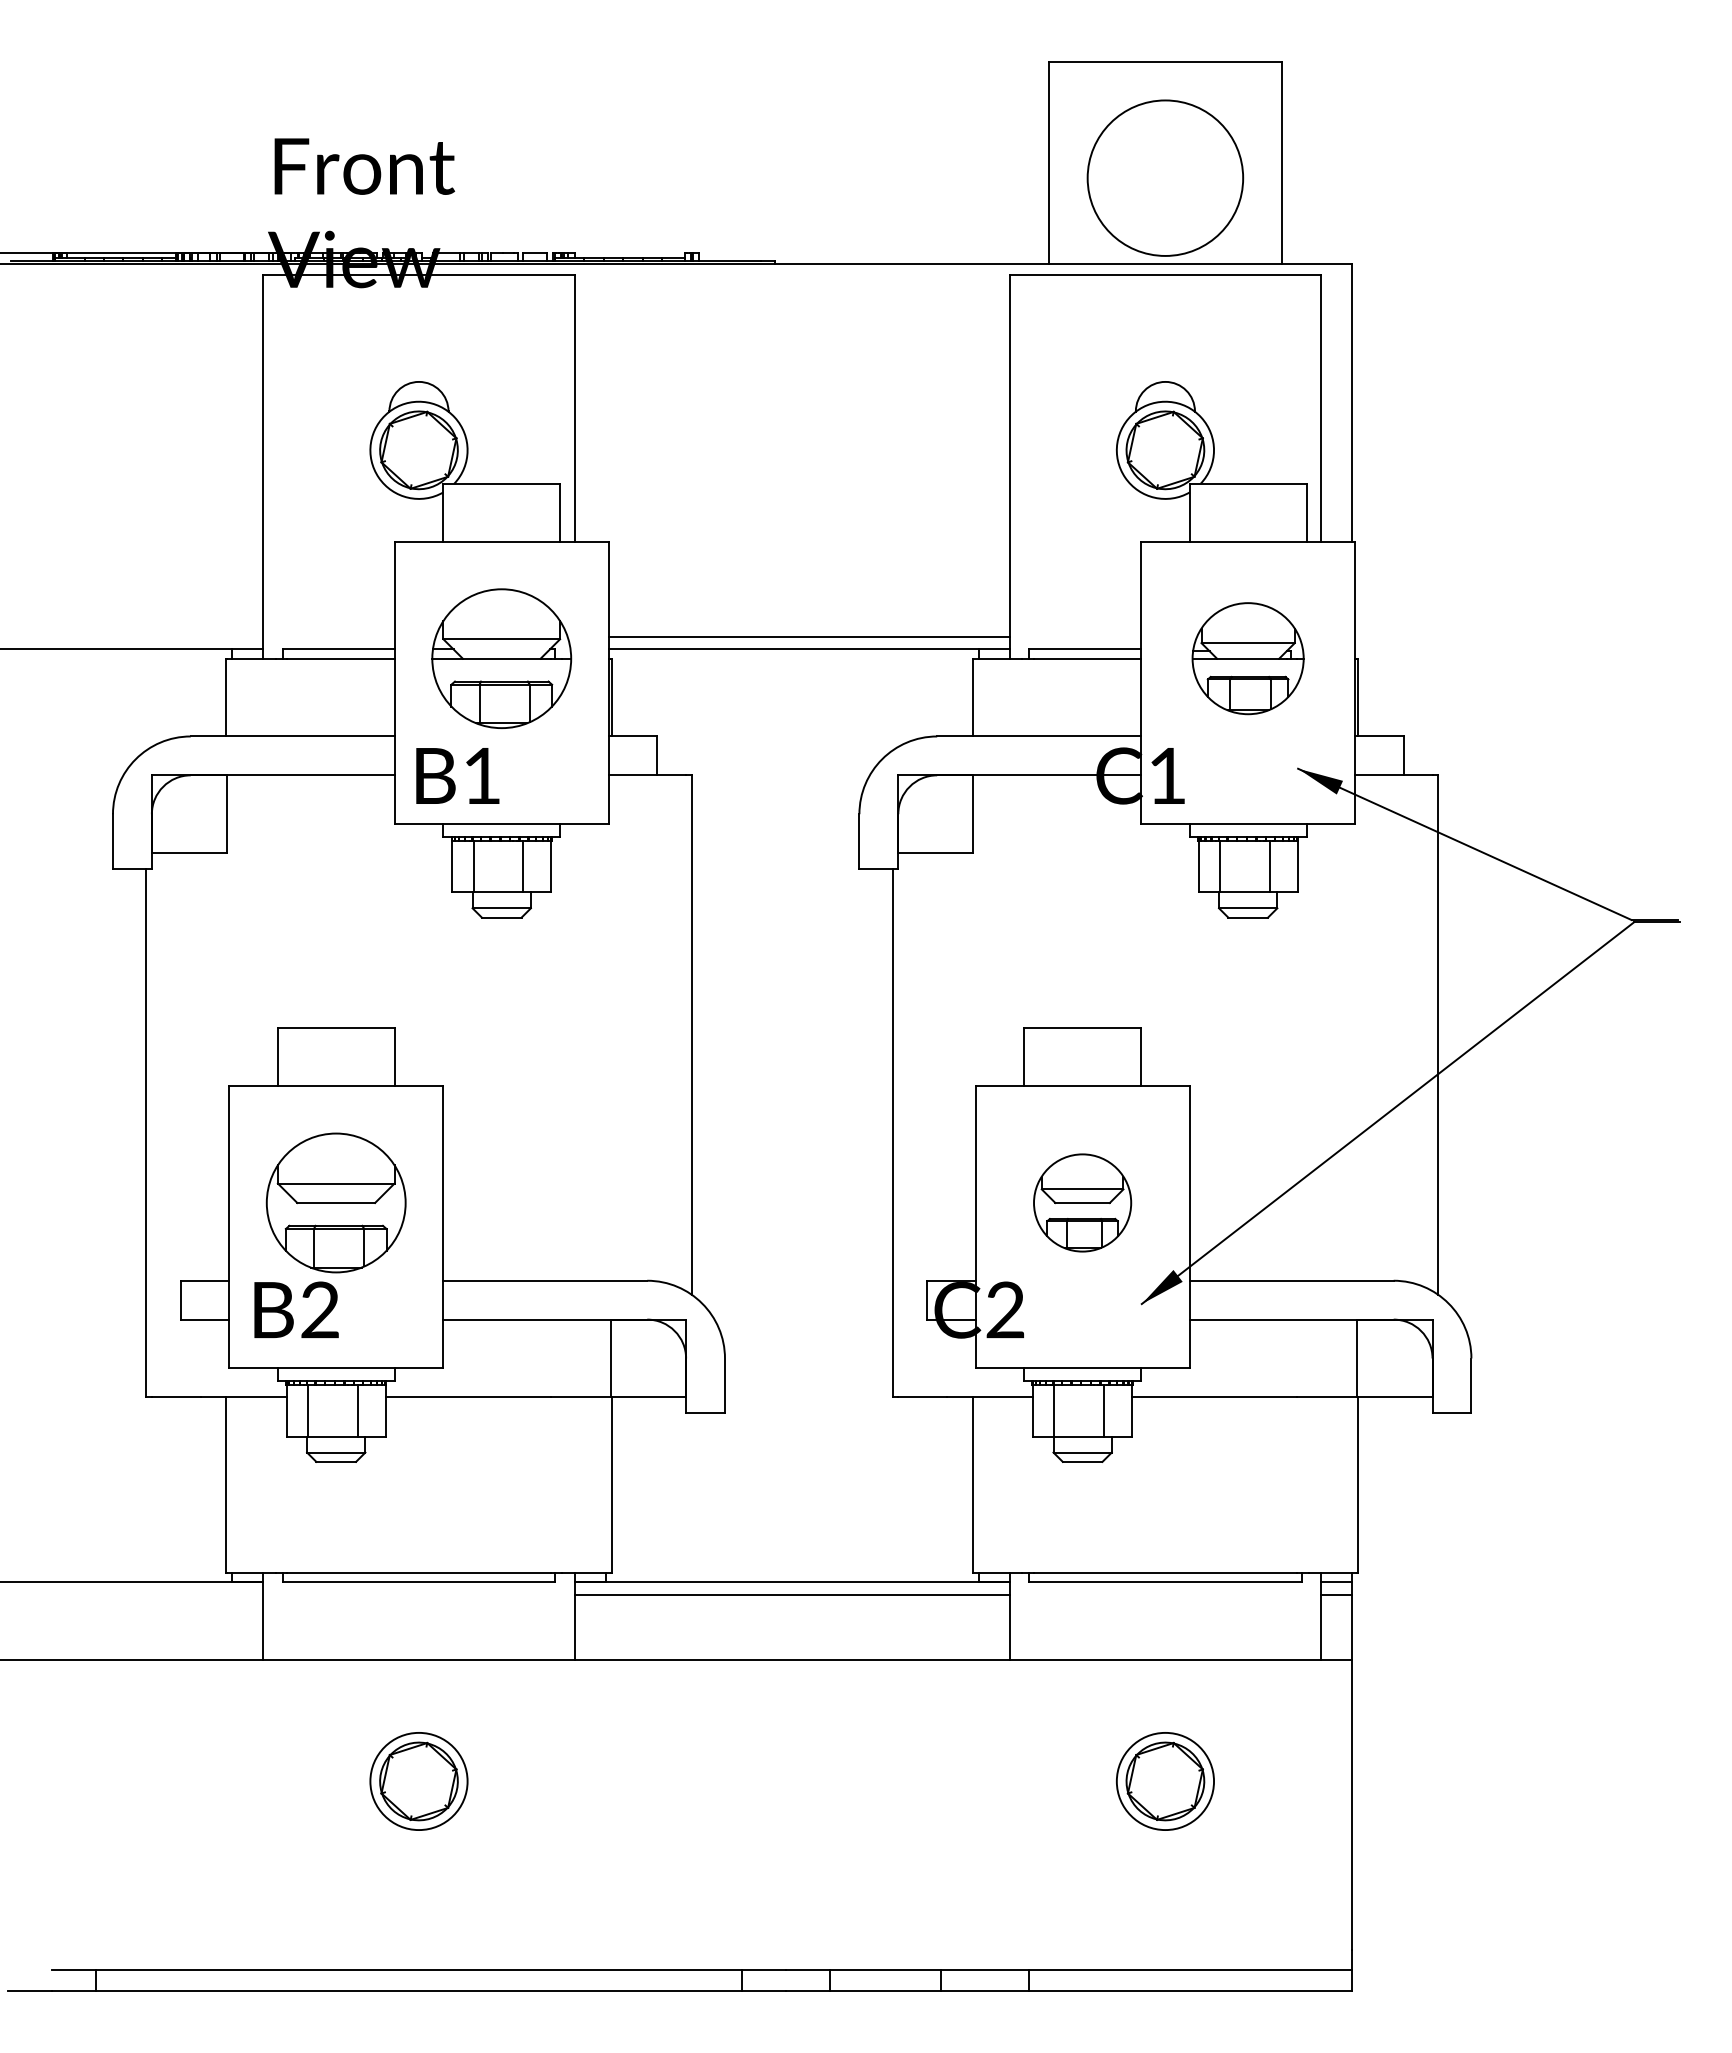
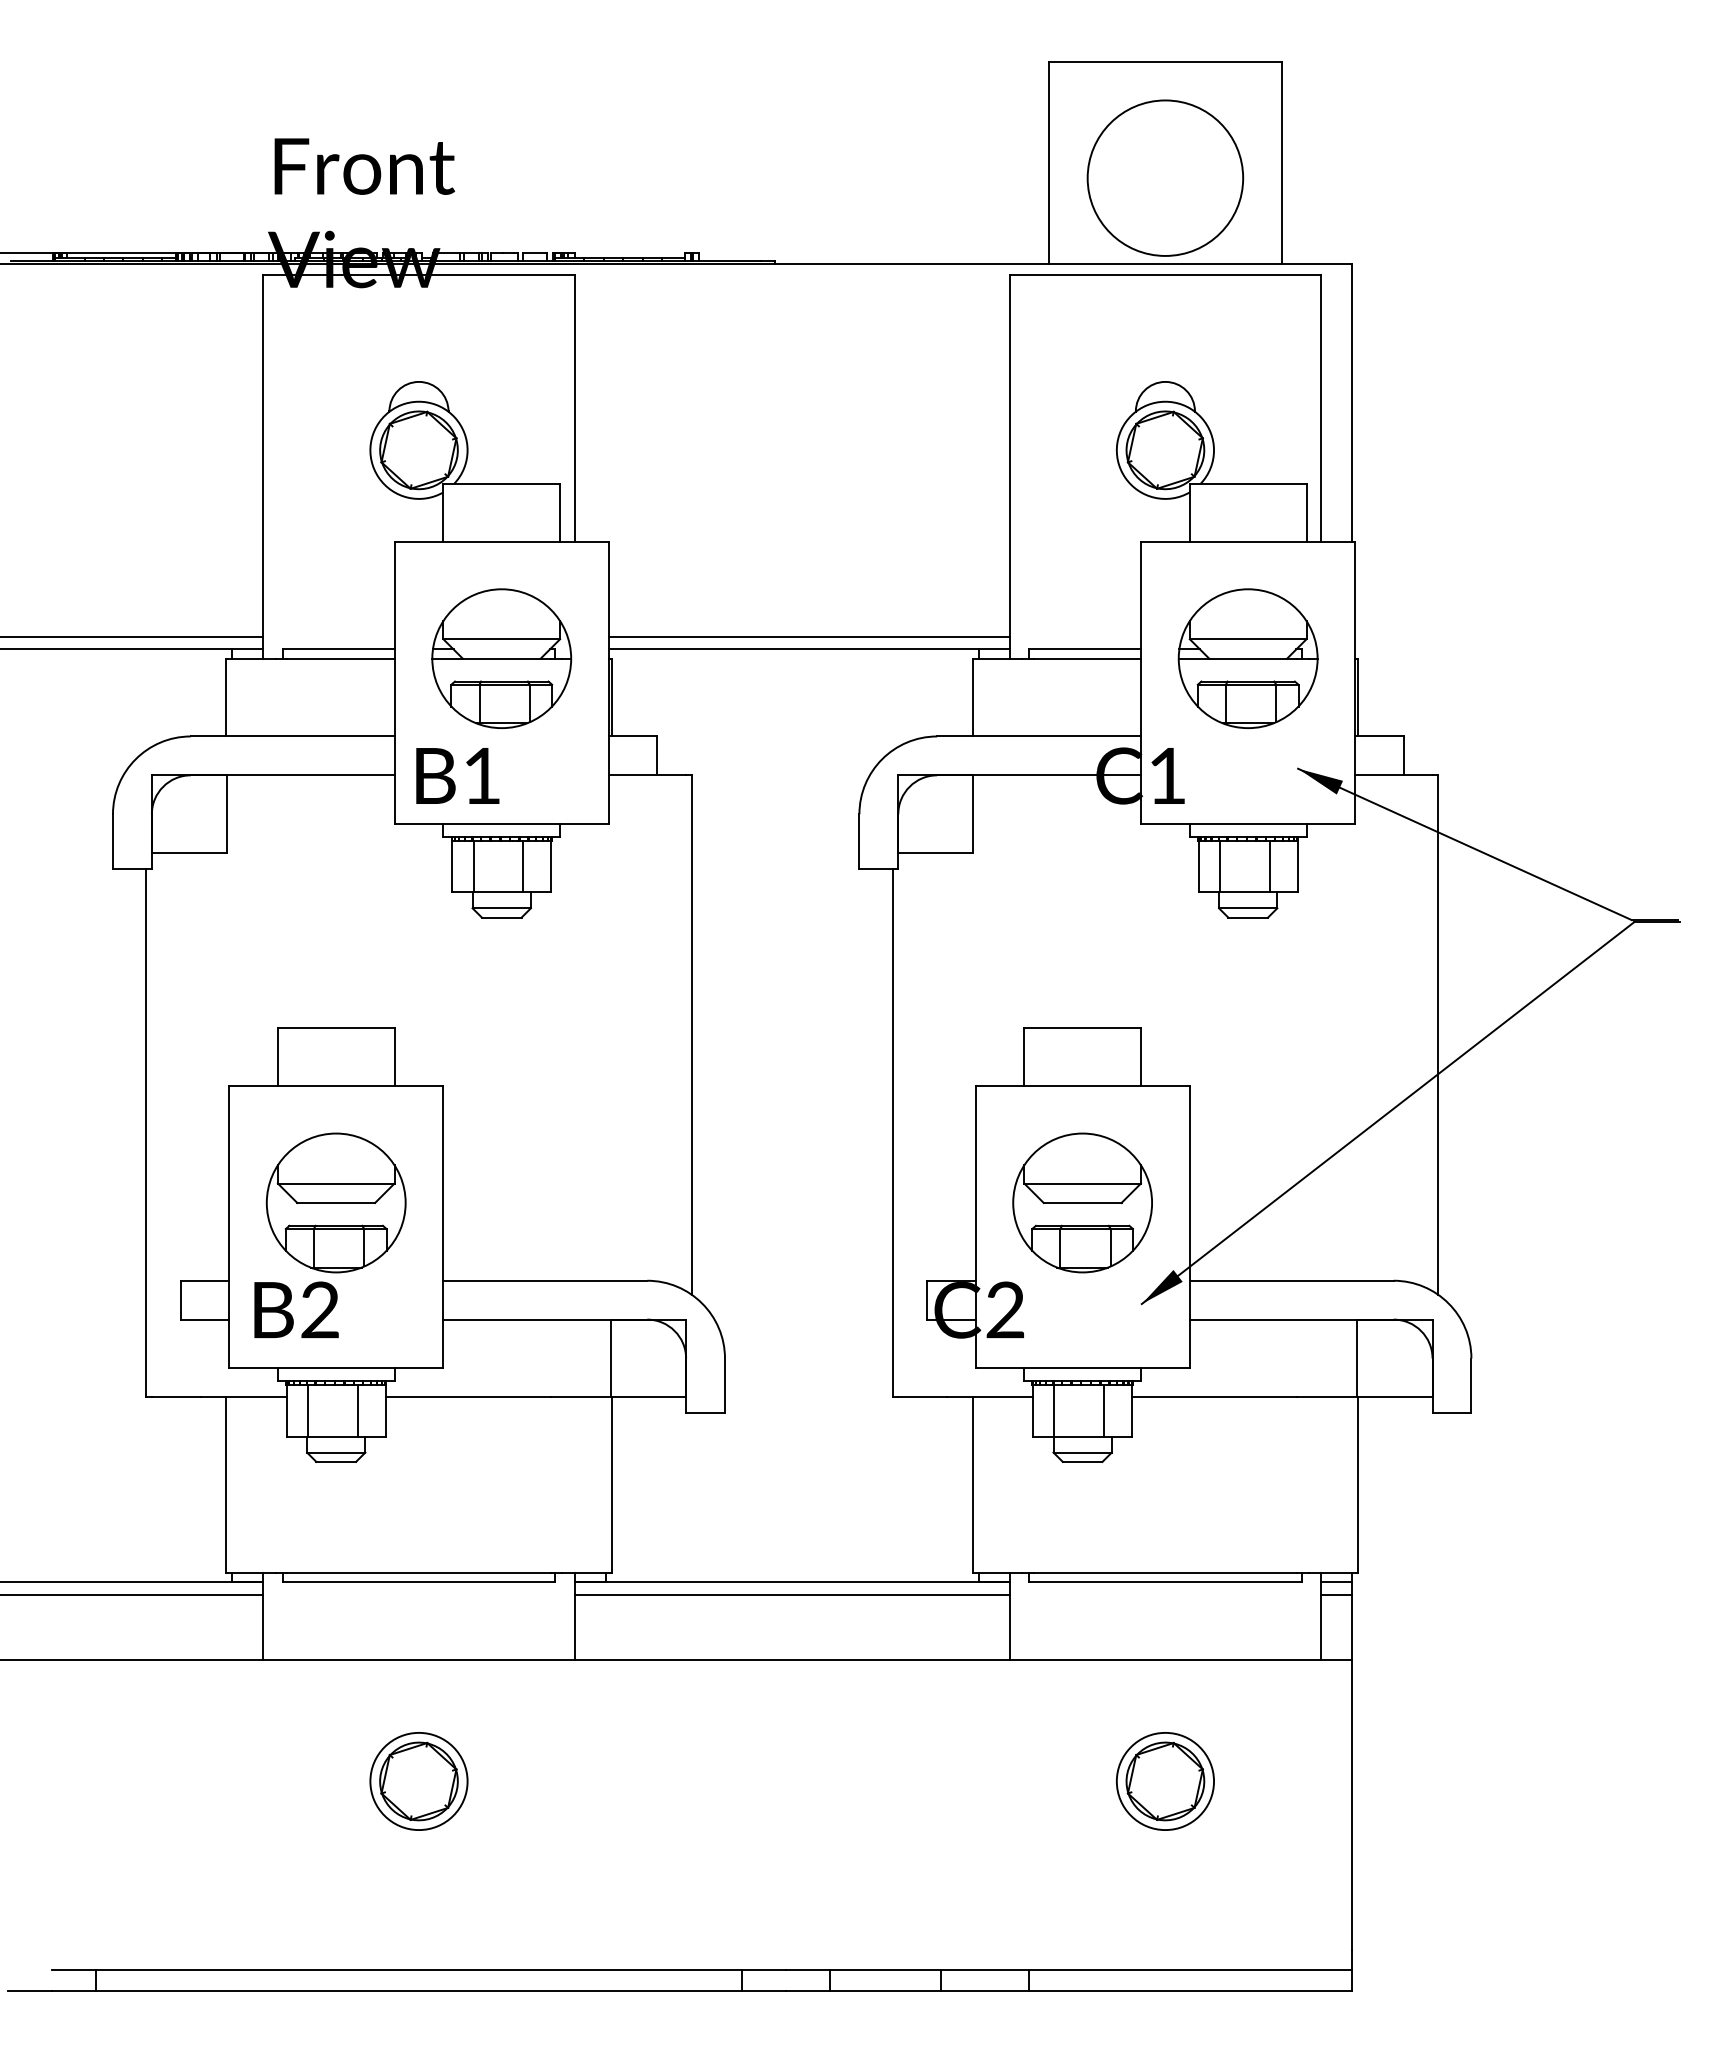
line: none -> present (132, 636)
part size: 114x114 px -> 142x141 px (1247, 658)
part size: 100x100 px -> 141x142 px (1082, 1202)
line: none -> present (132, 1594)
